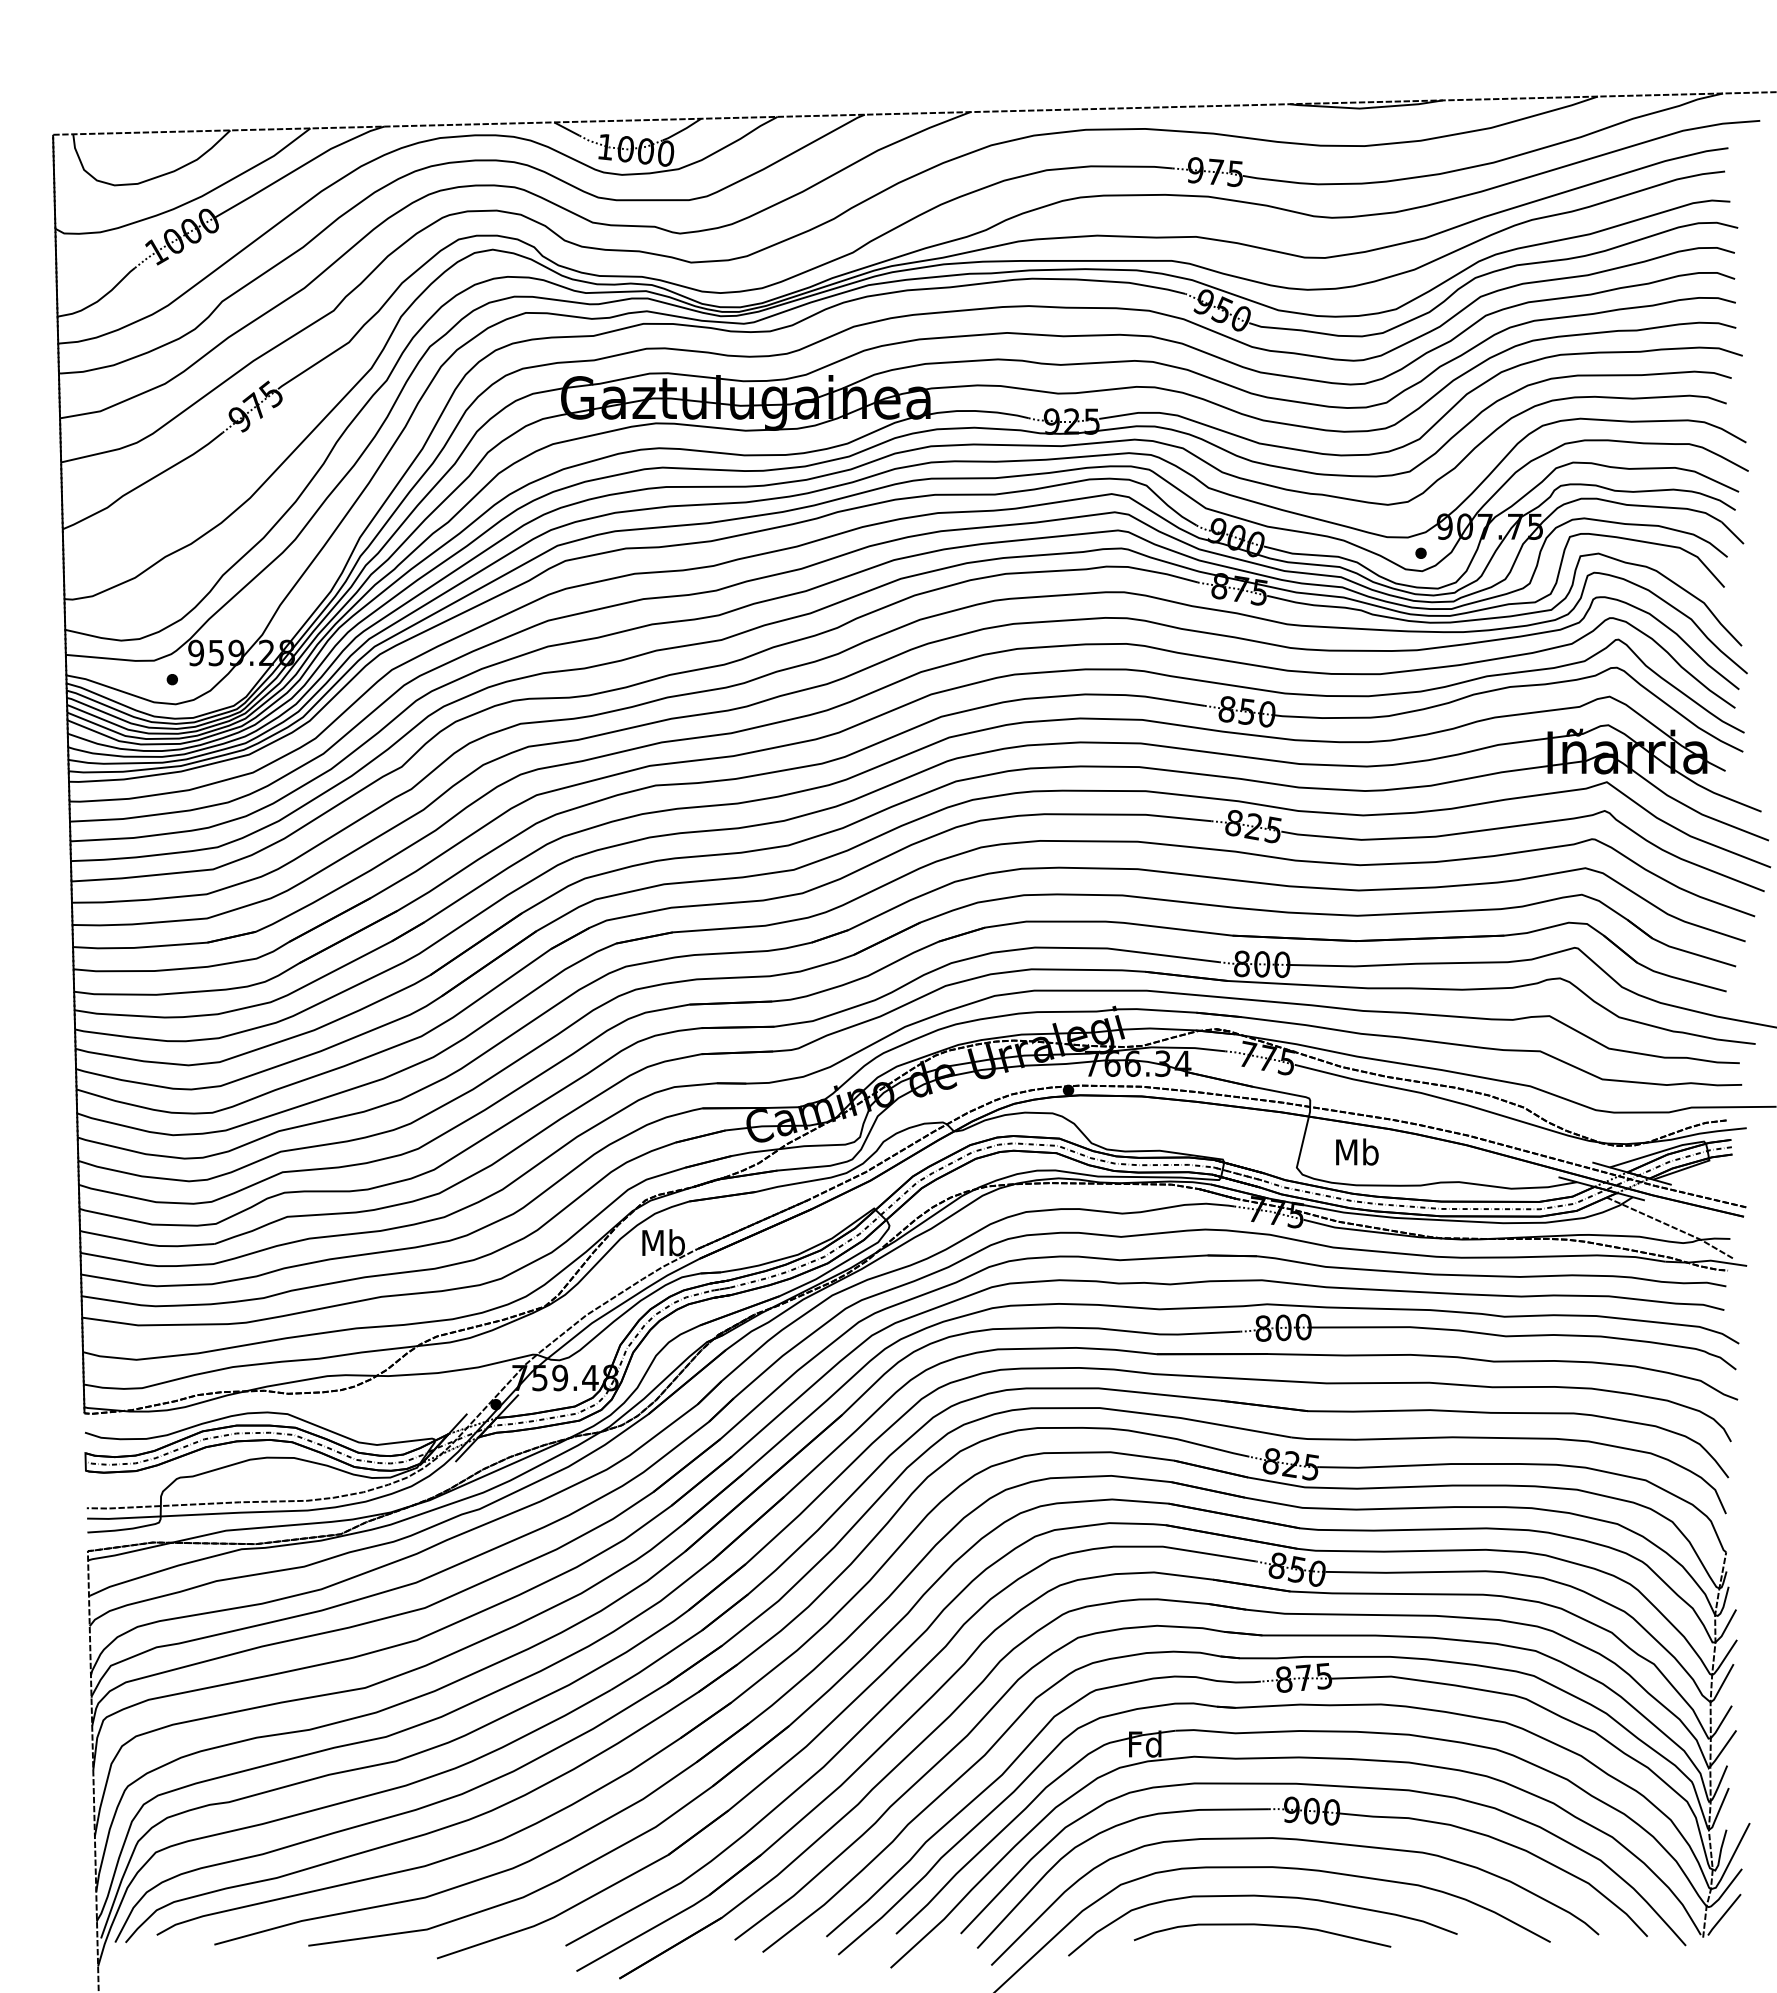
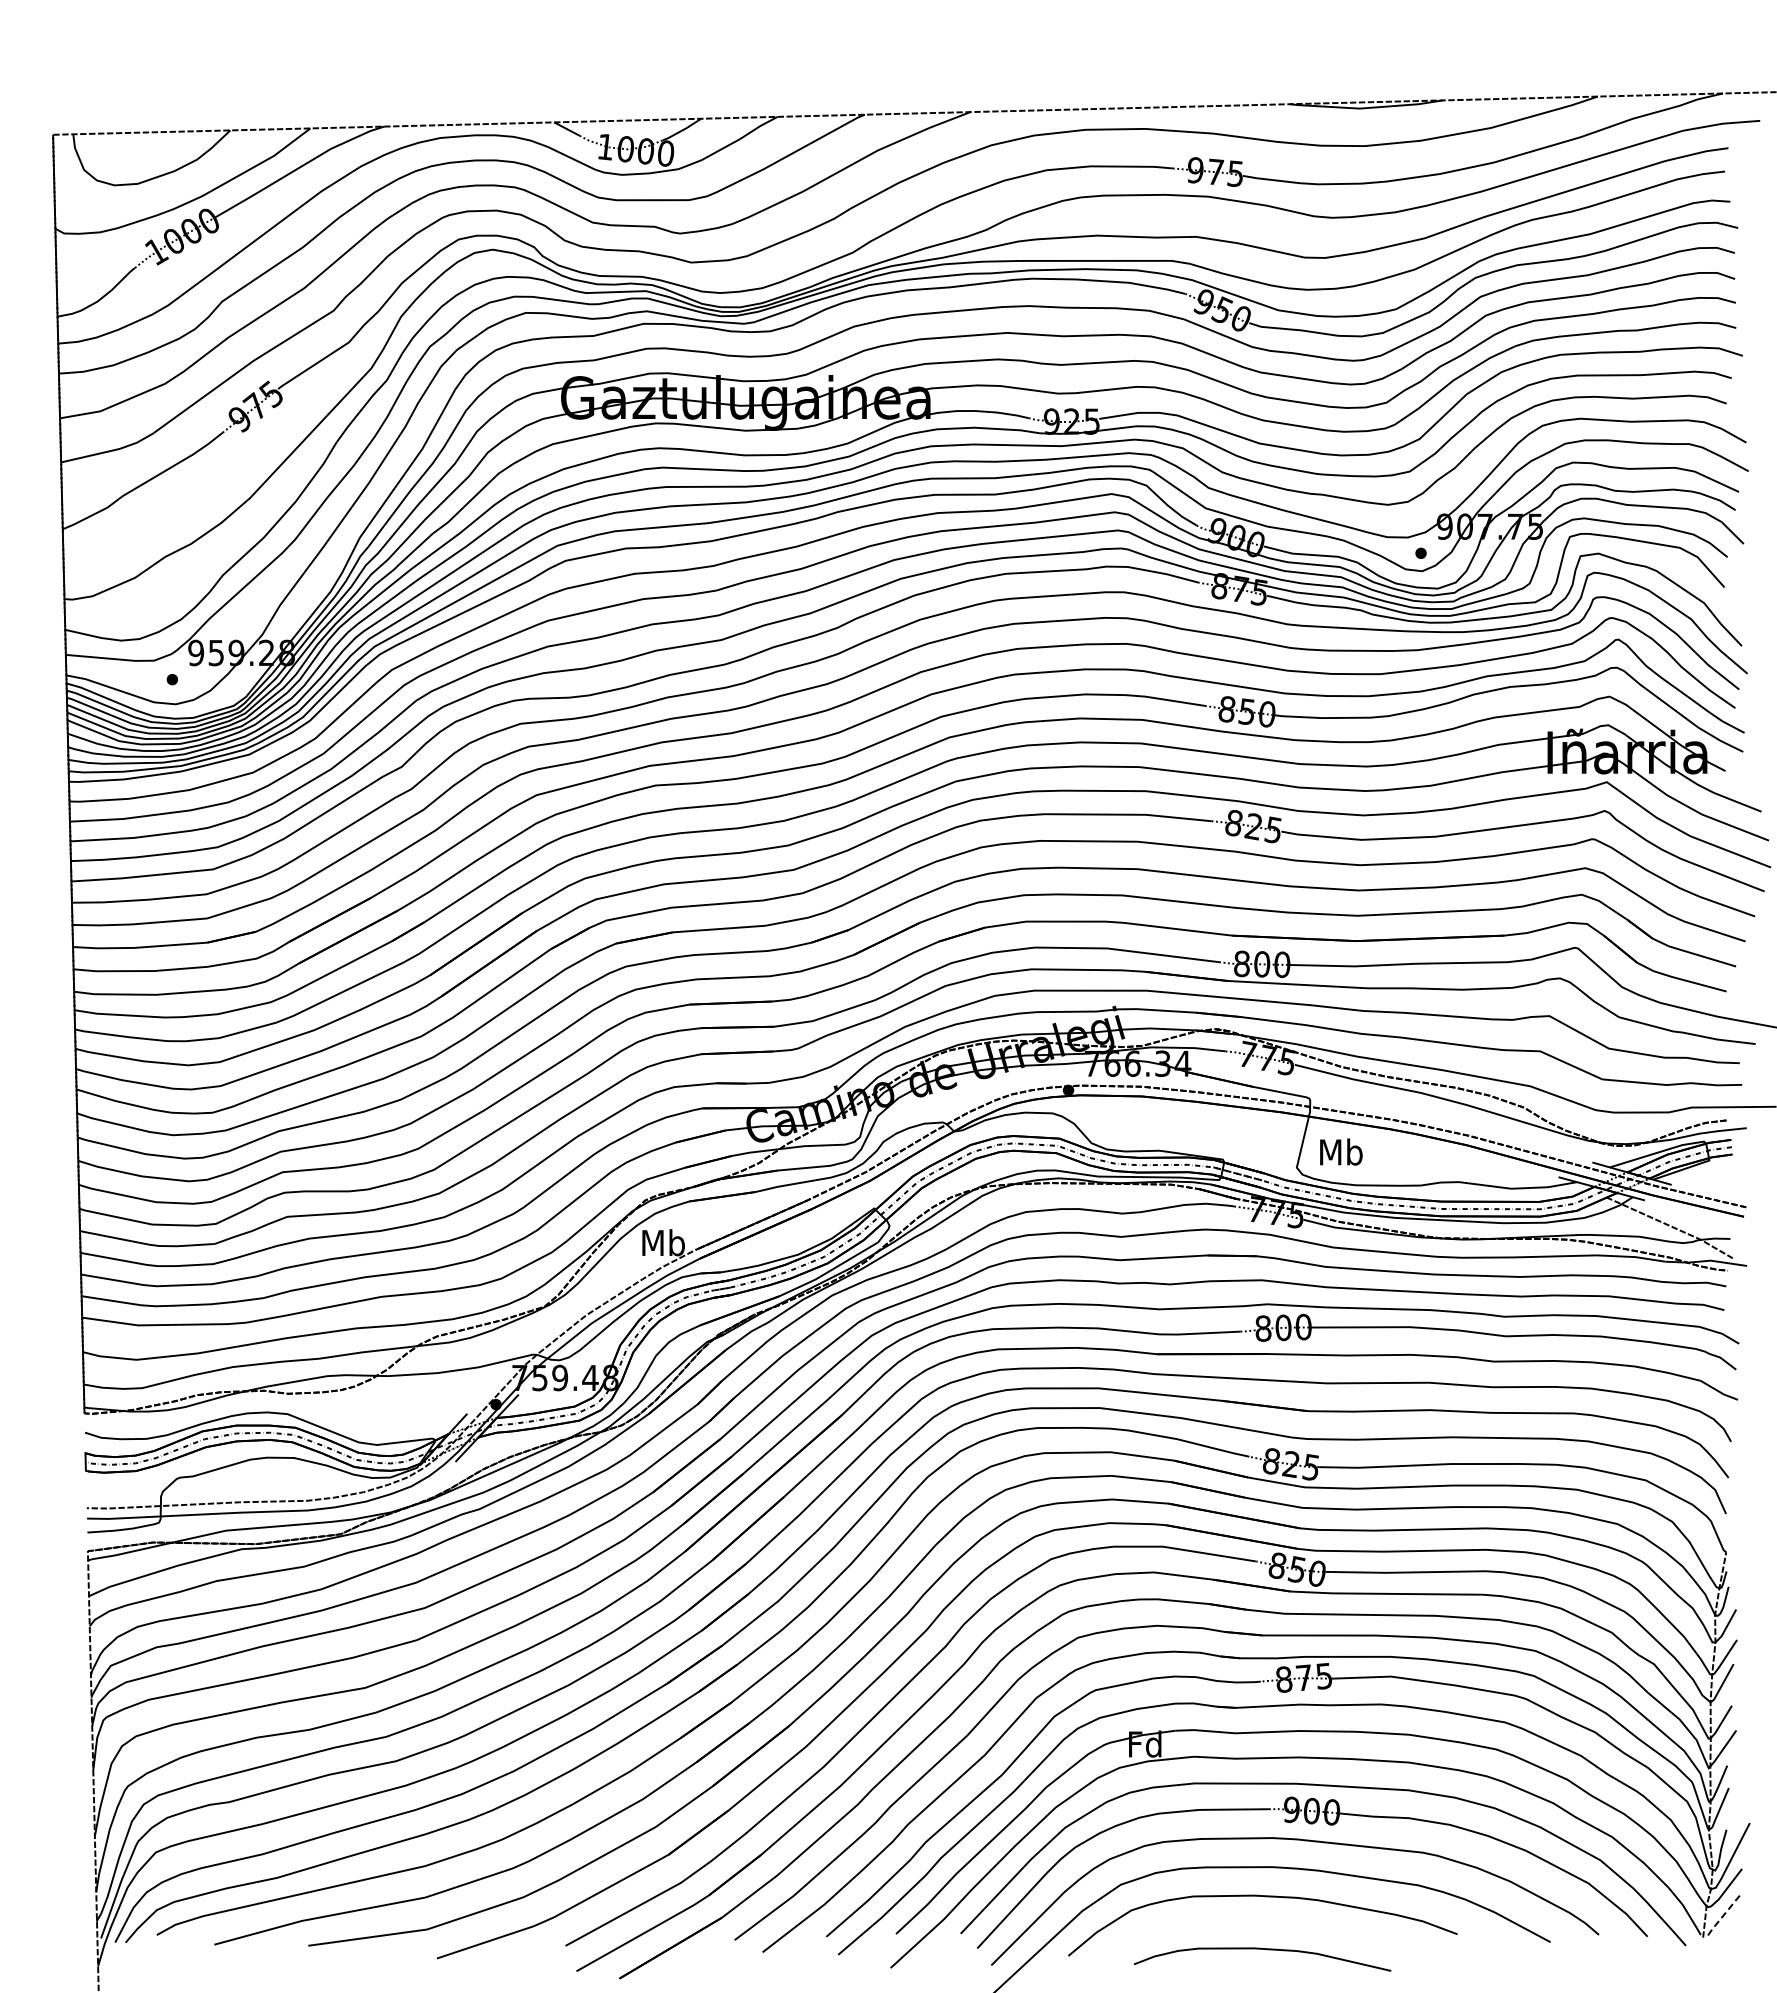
text position: (1357, 1151) -> (1341, 1151) (1341, 1151)
line: solid -> dashed (1724, 1914)
curve position: (1262, 1925) -> (1262, 1949) (1262, 1949)
